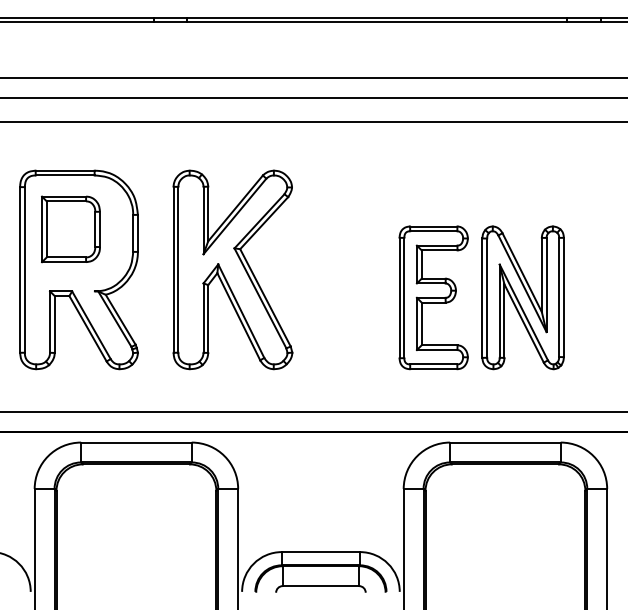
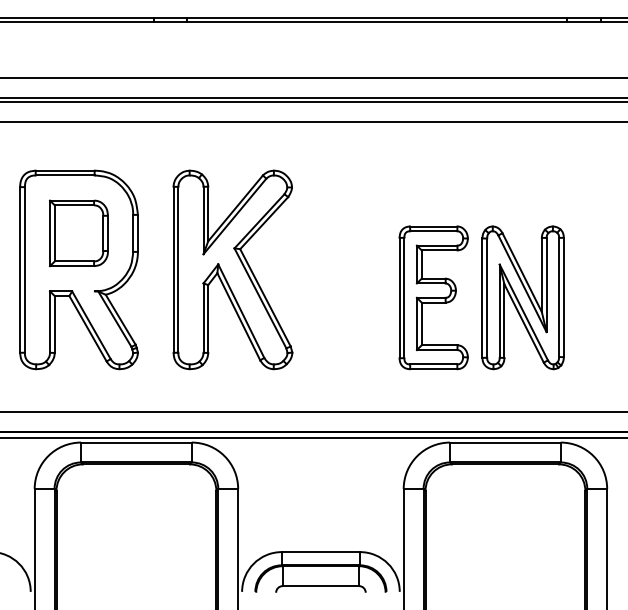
line: none -> present (313, 102)
part position: (70, 229) -> (78, 233) (78, 233)
line: none -> present (313, 438)
